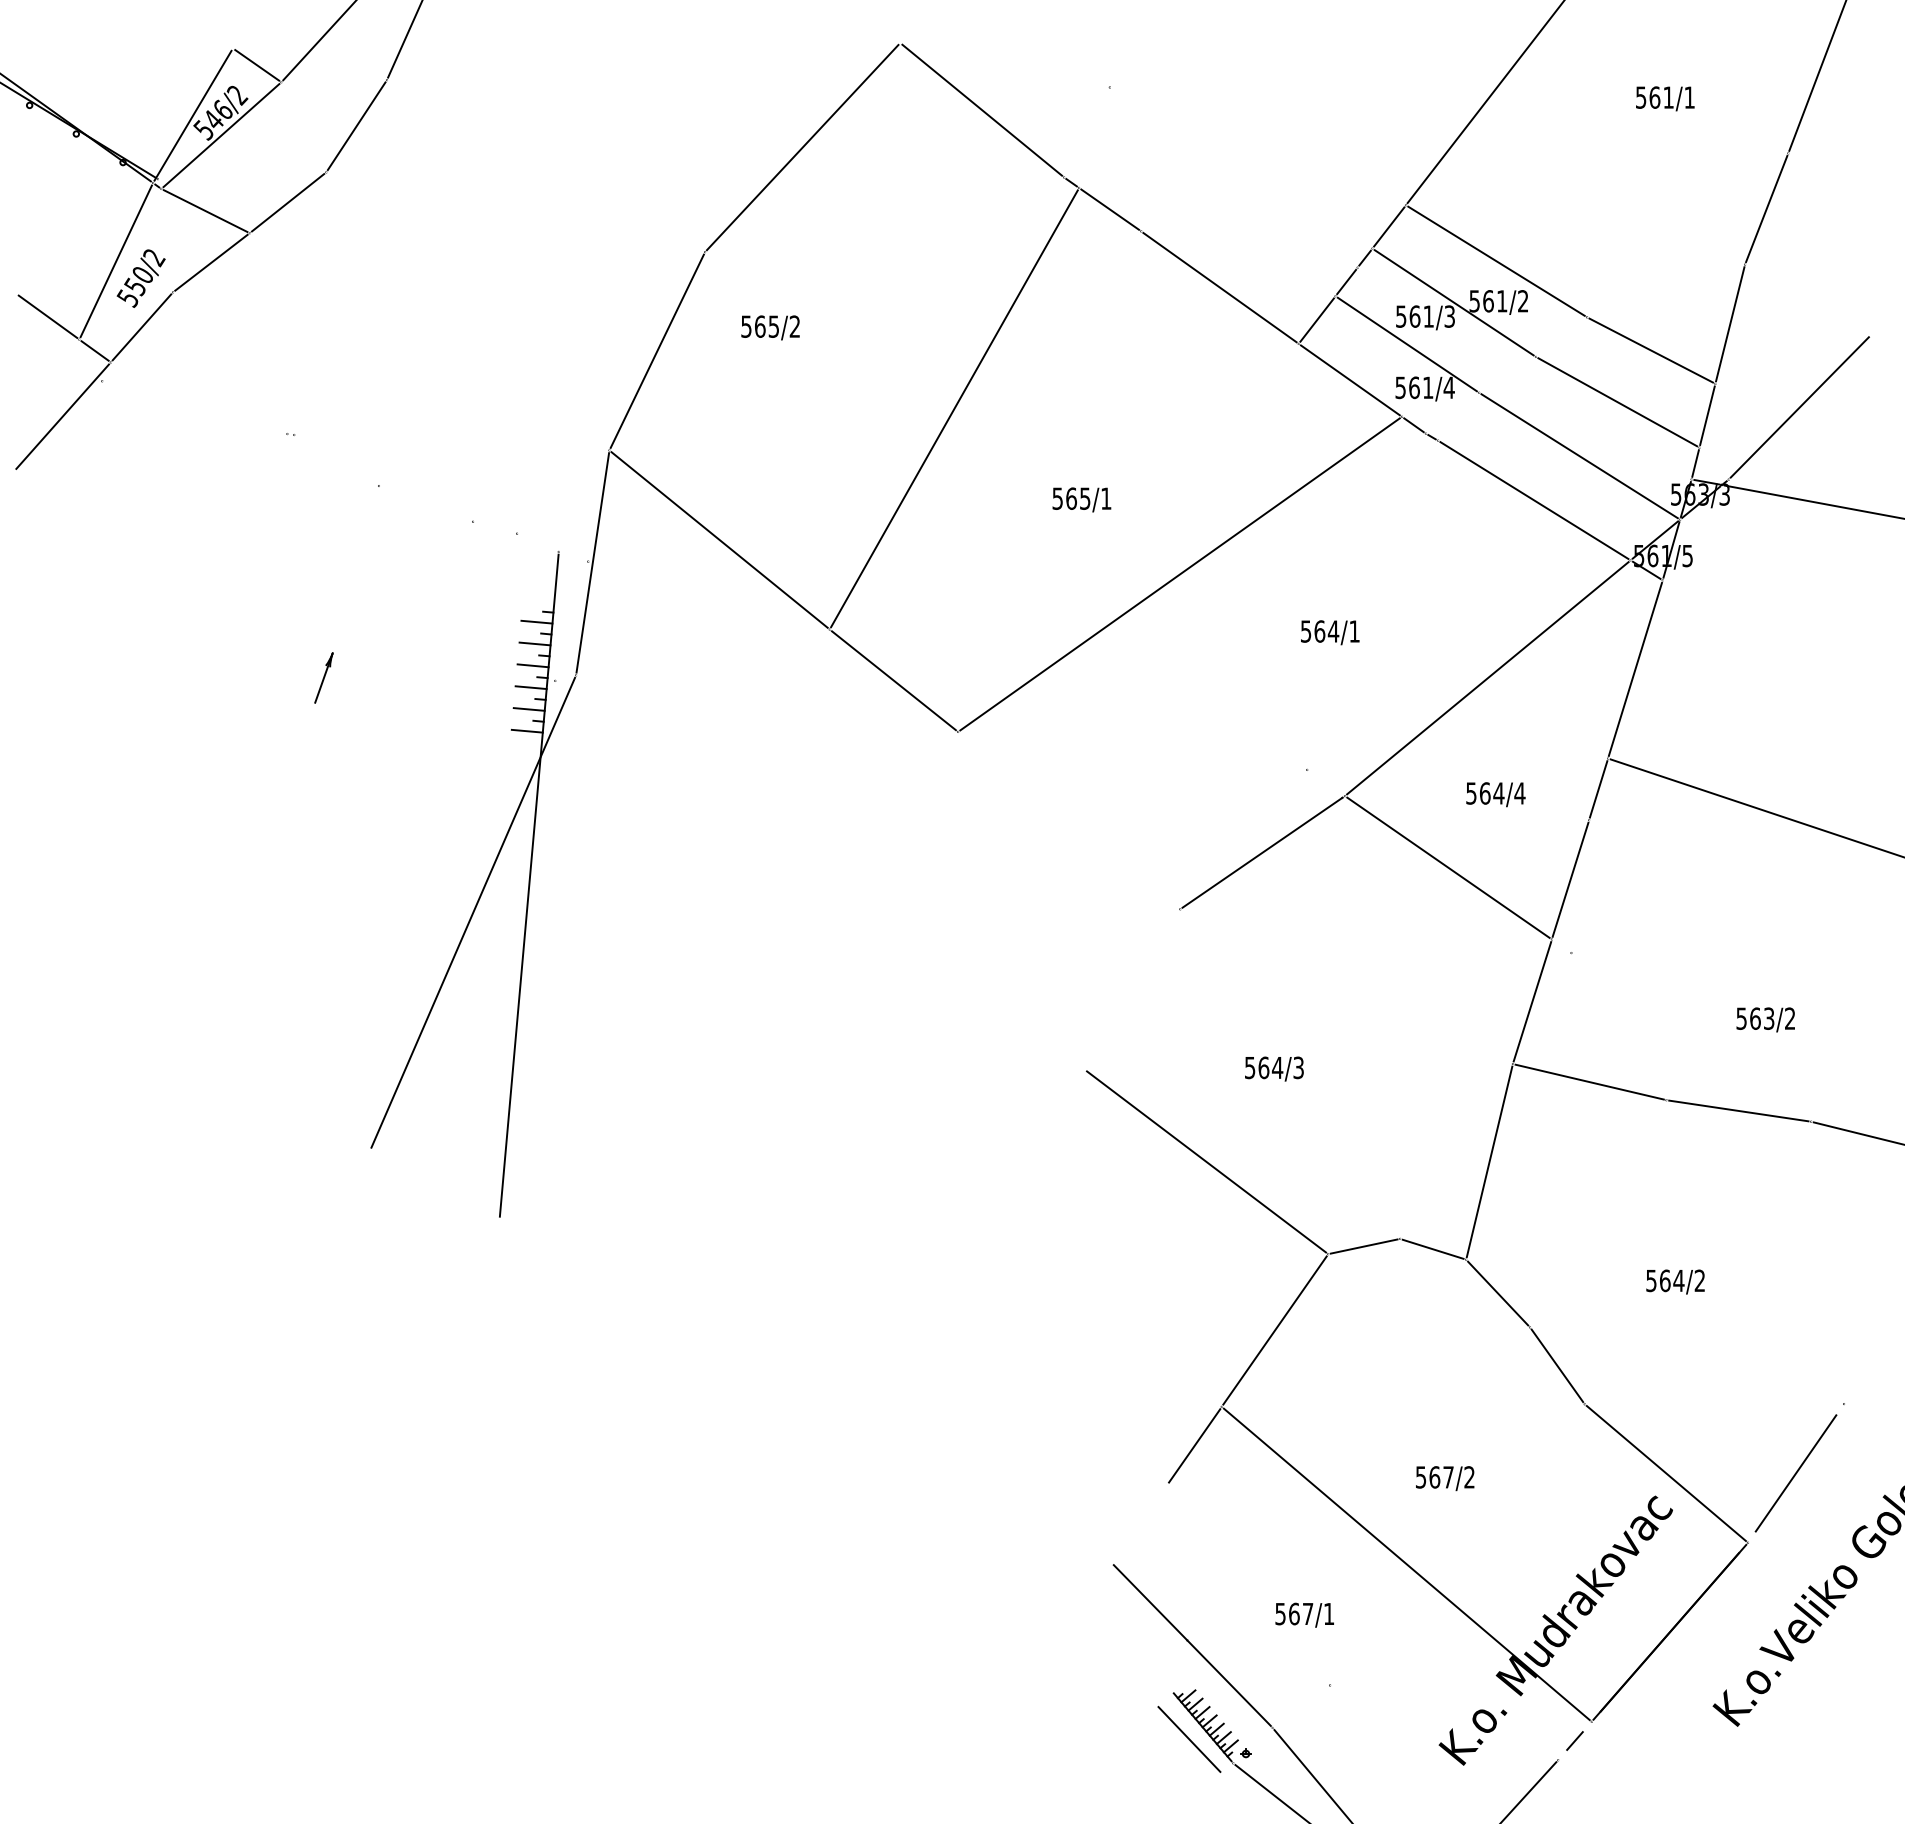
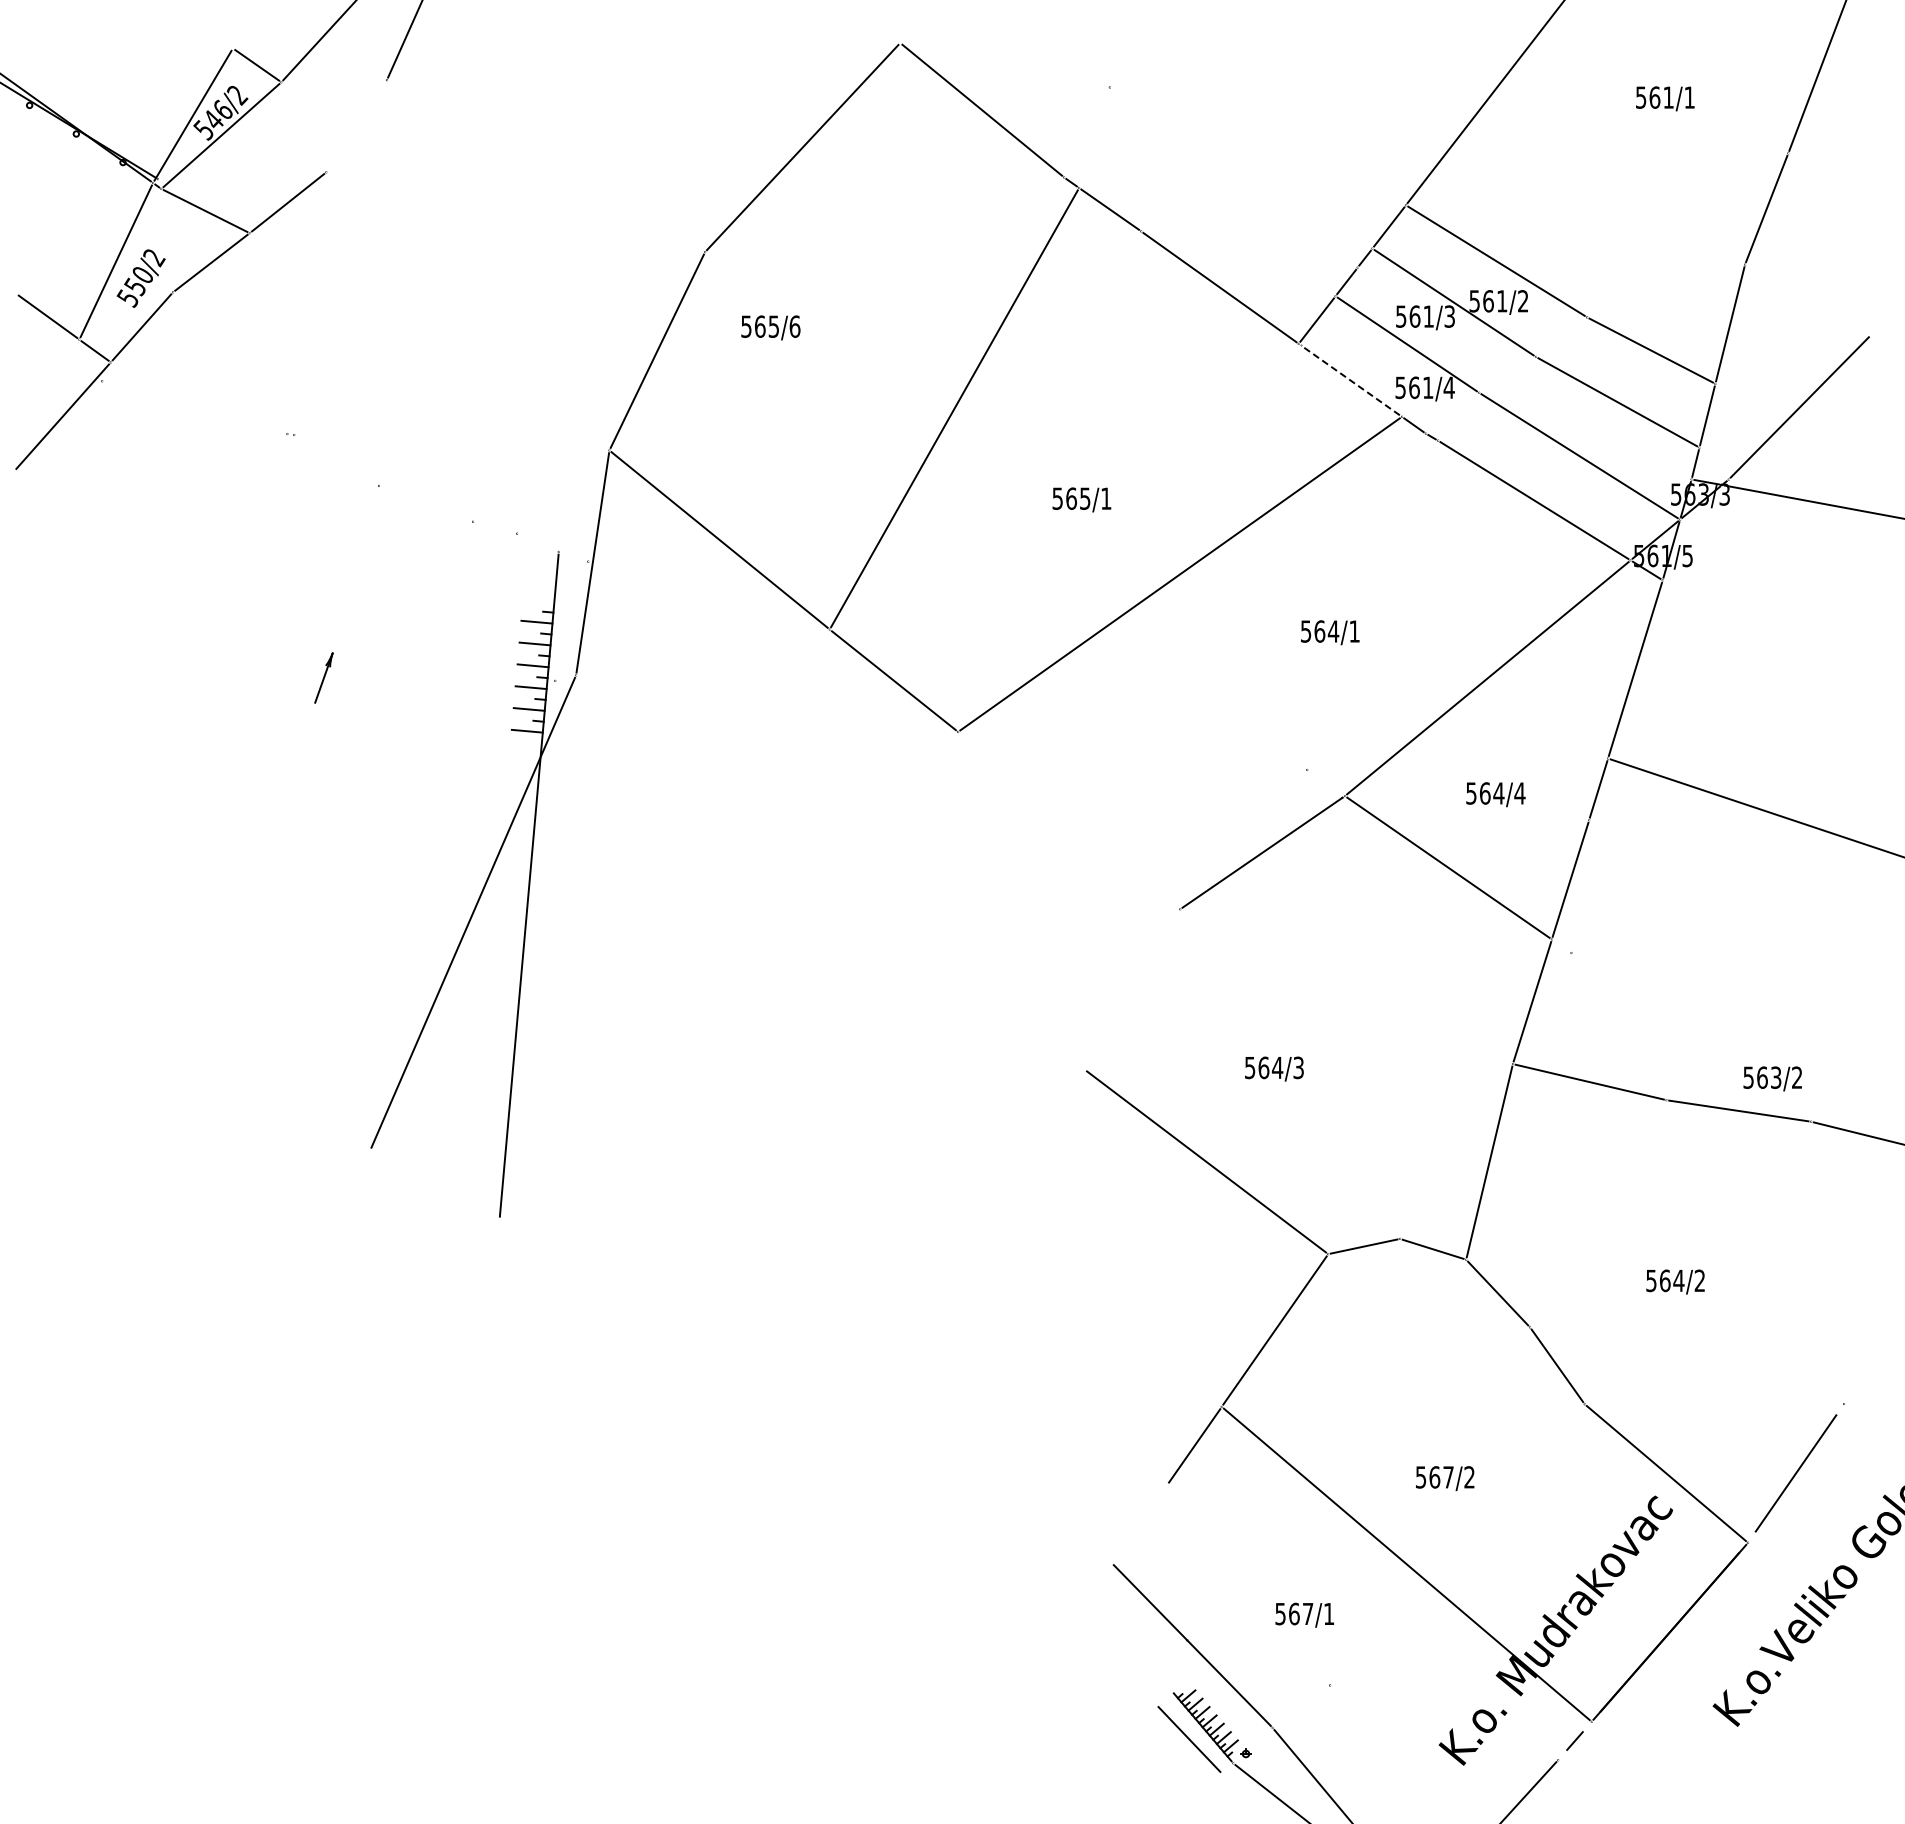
line: present -> none (356, 126)
text: 565/2 -> 565/6 (794, 326)
line: solid -> dashed (1350, 380)
text position: (1765, 1019) -> (1772, 1078) (1772, 1078)
